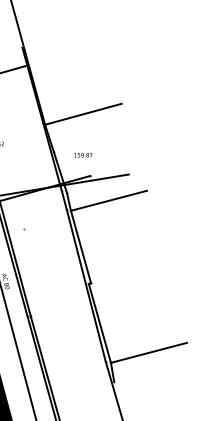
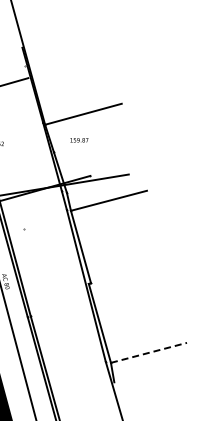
line position: (13, 69) -> (15, 81) (15, 81)
text position: (83, 155) -> (79, 140) (79, 140)
line: solid -> dashed (149, 352)
